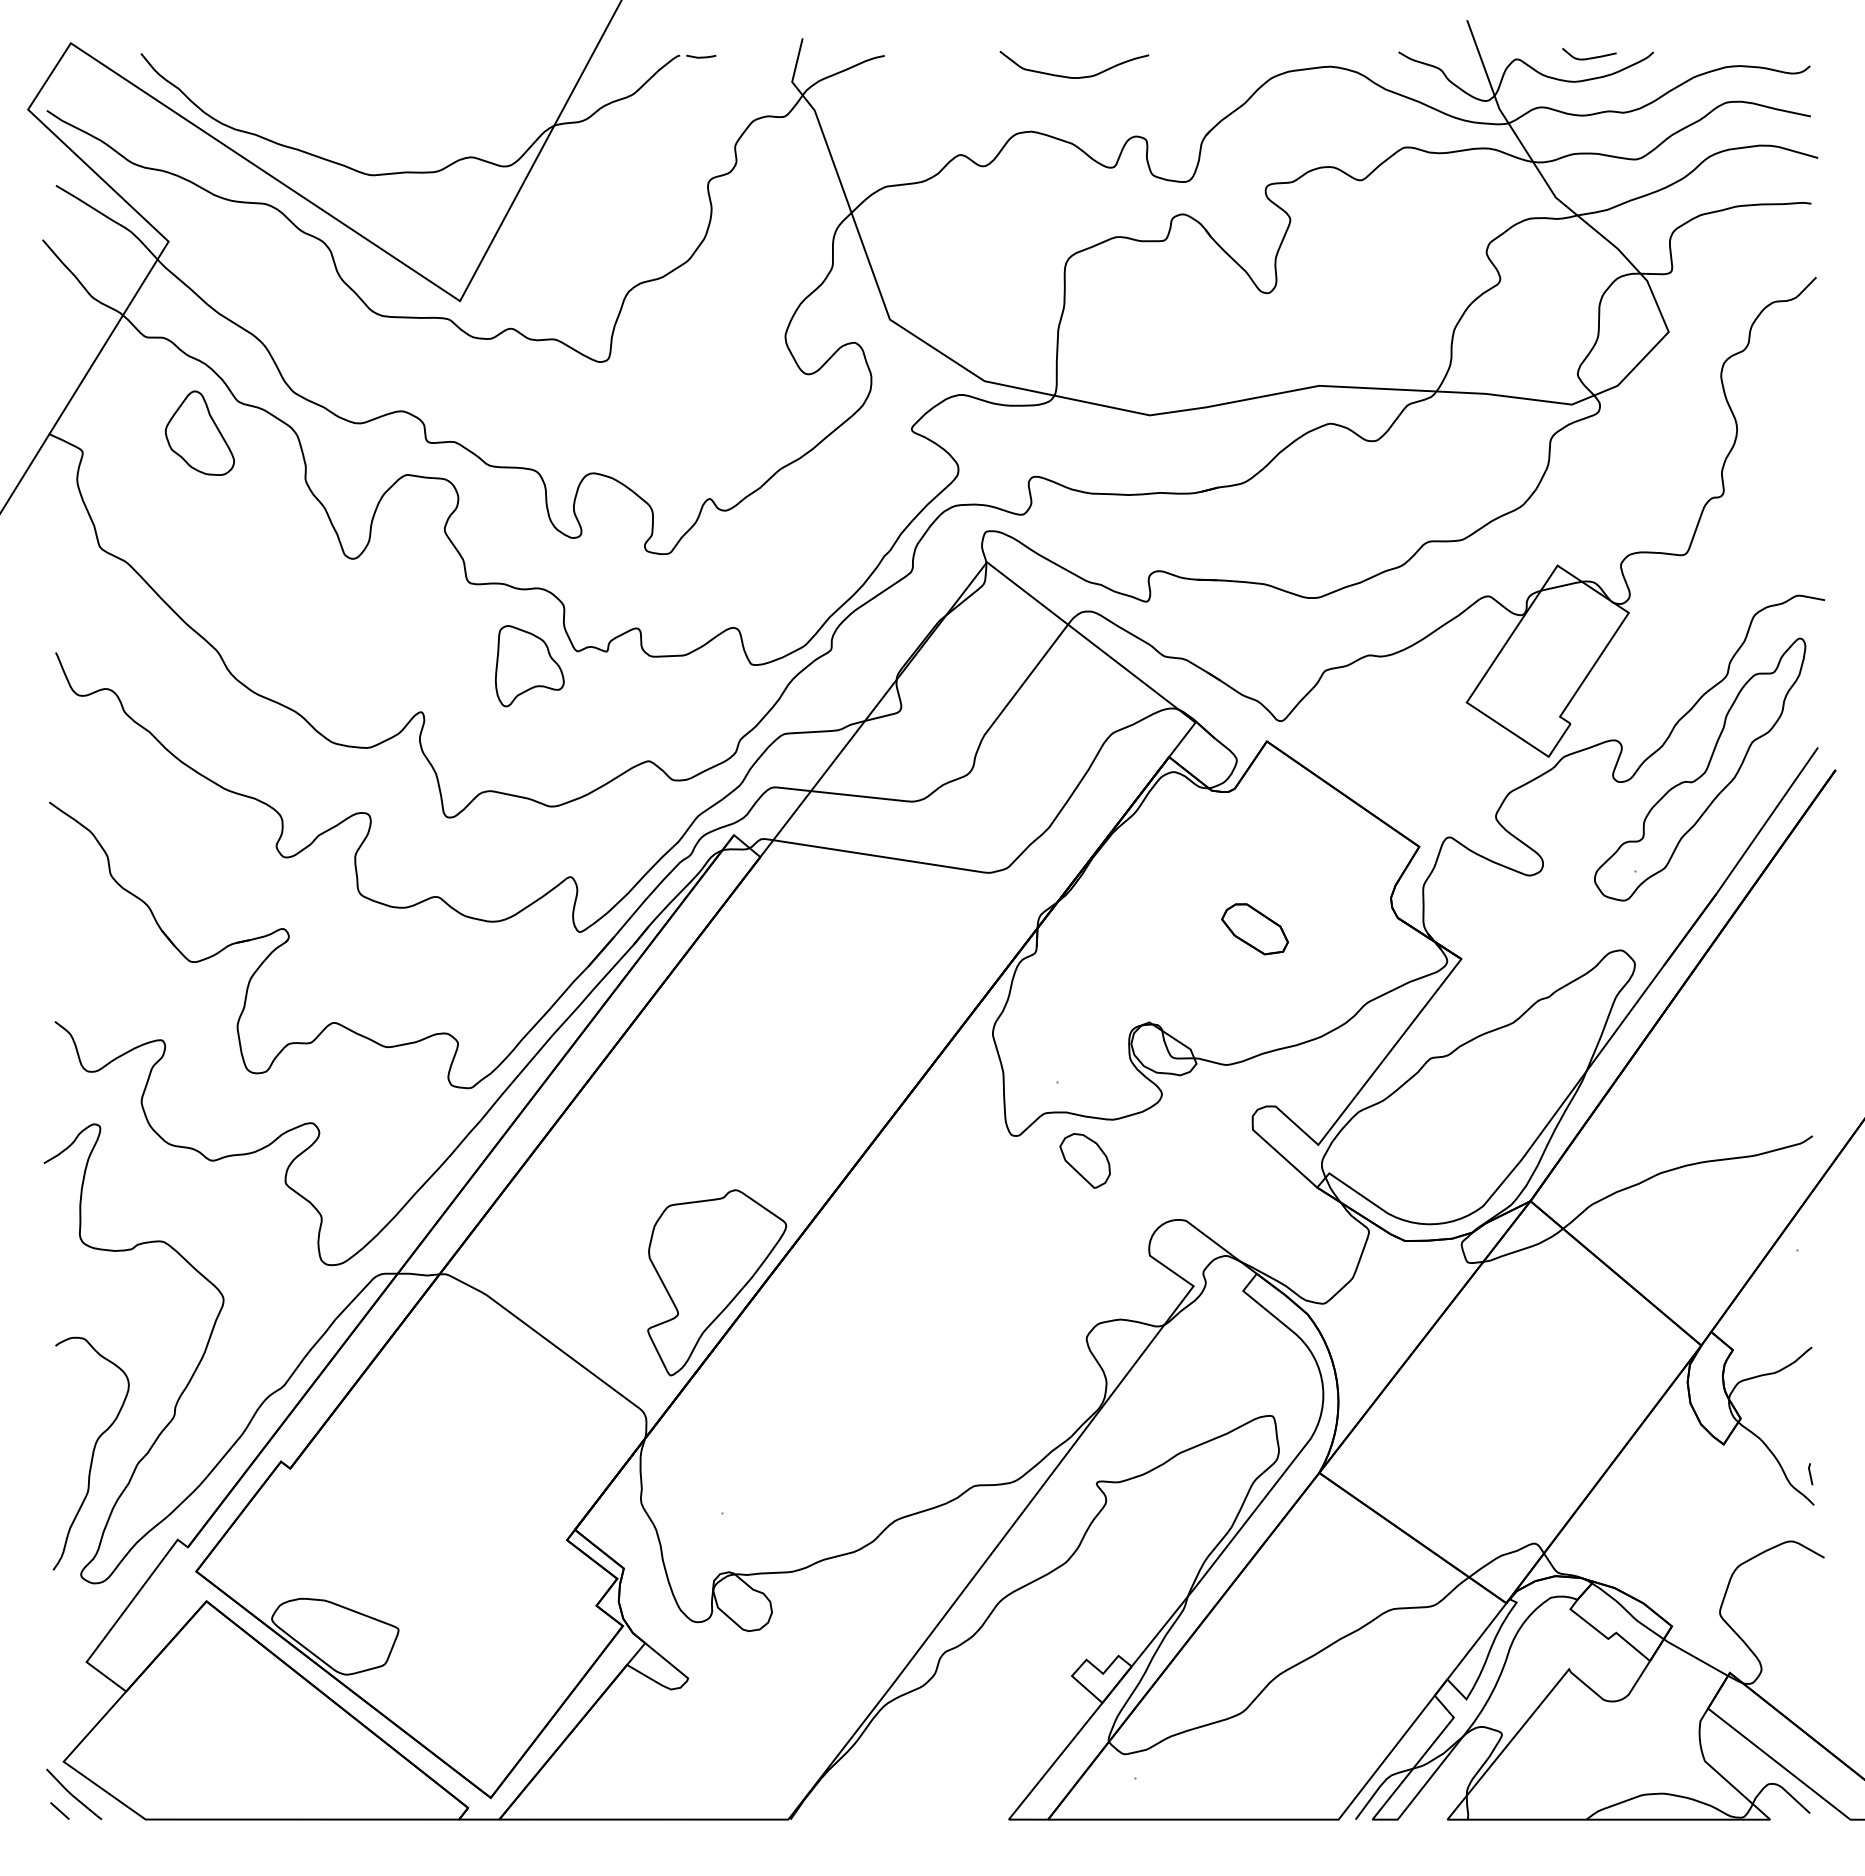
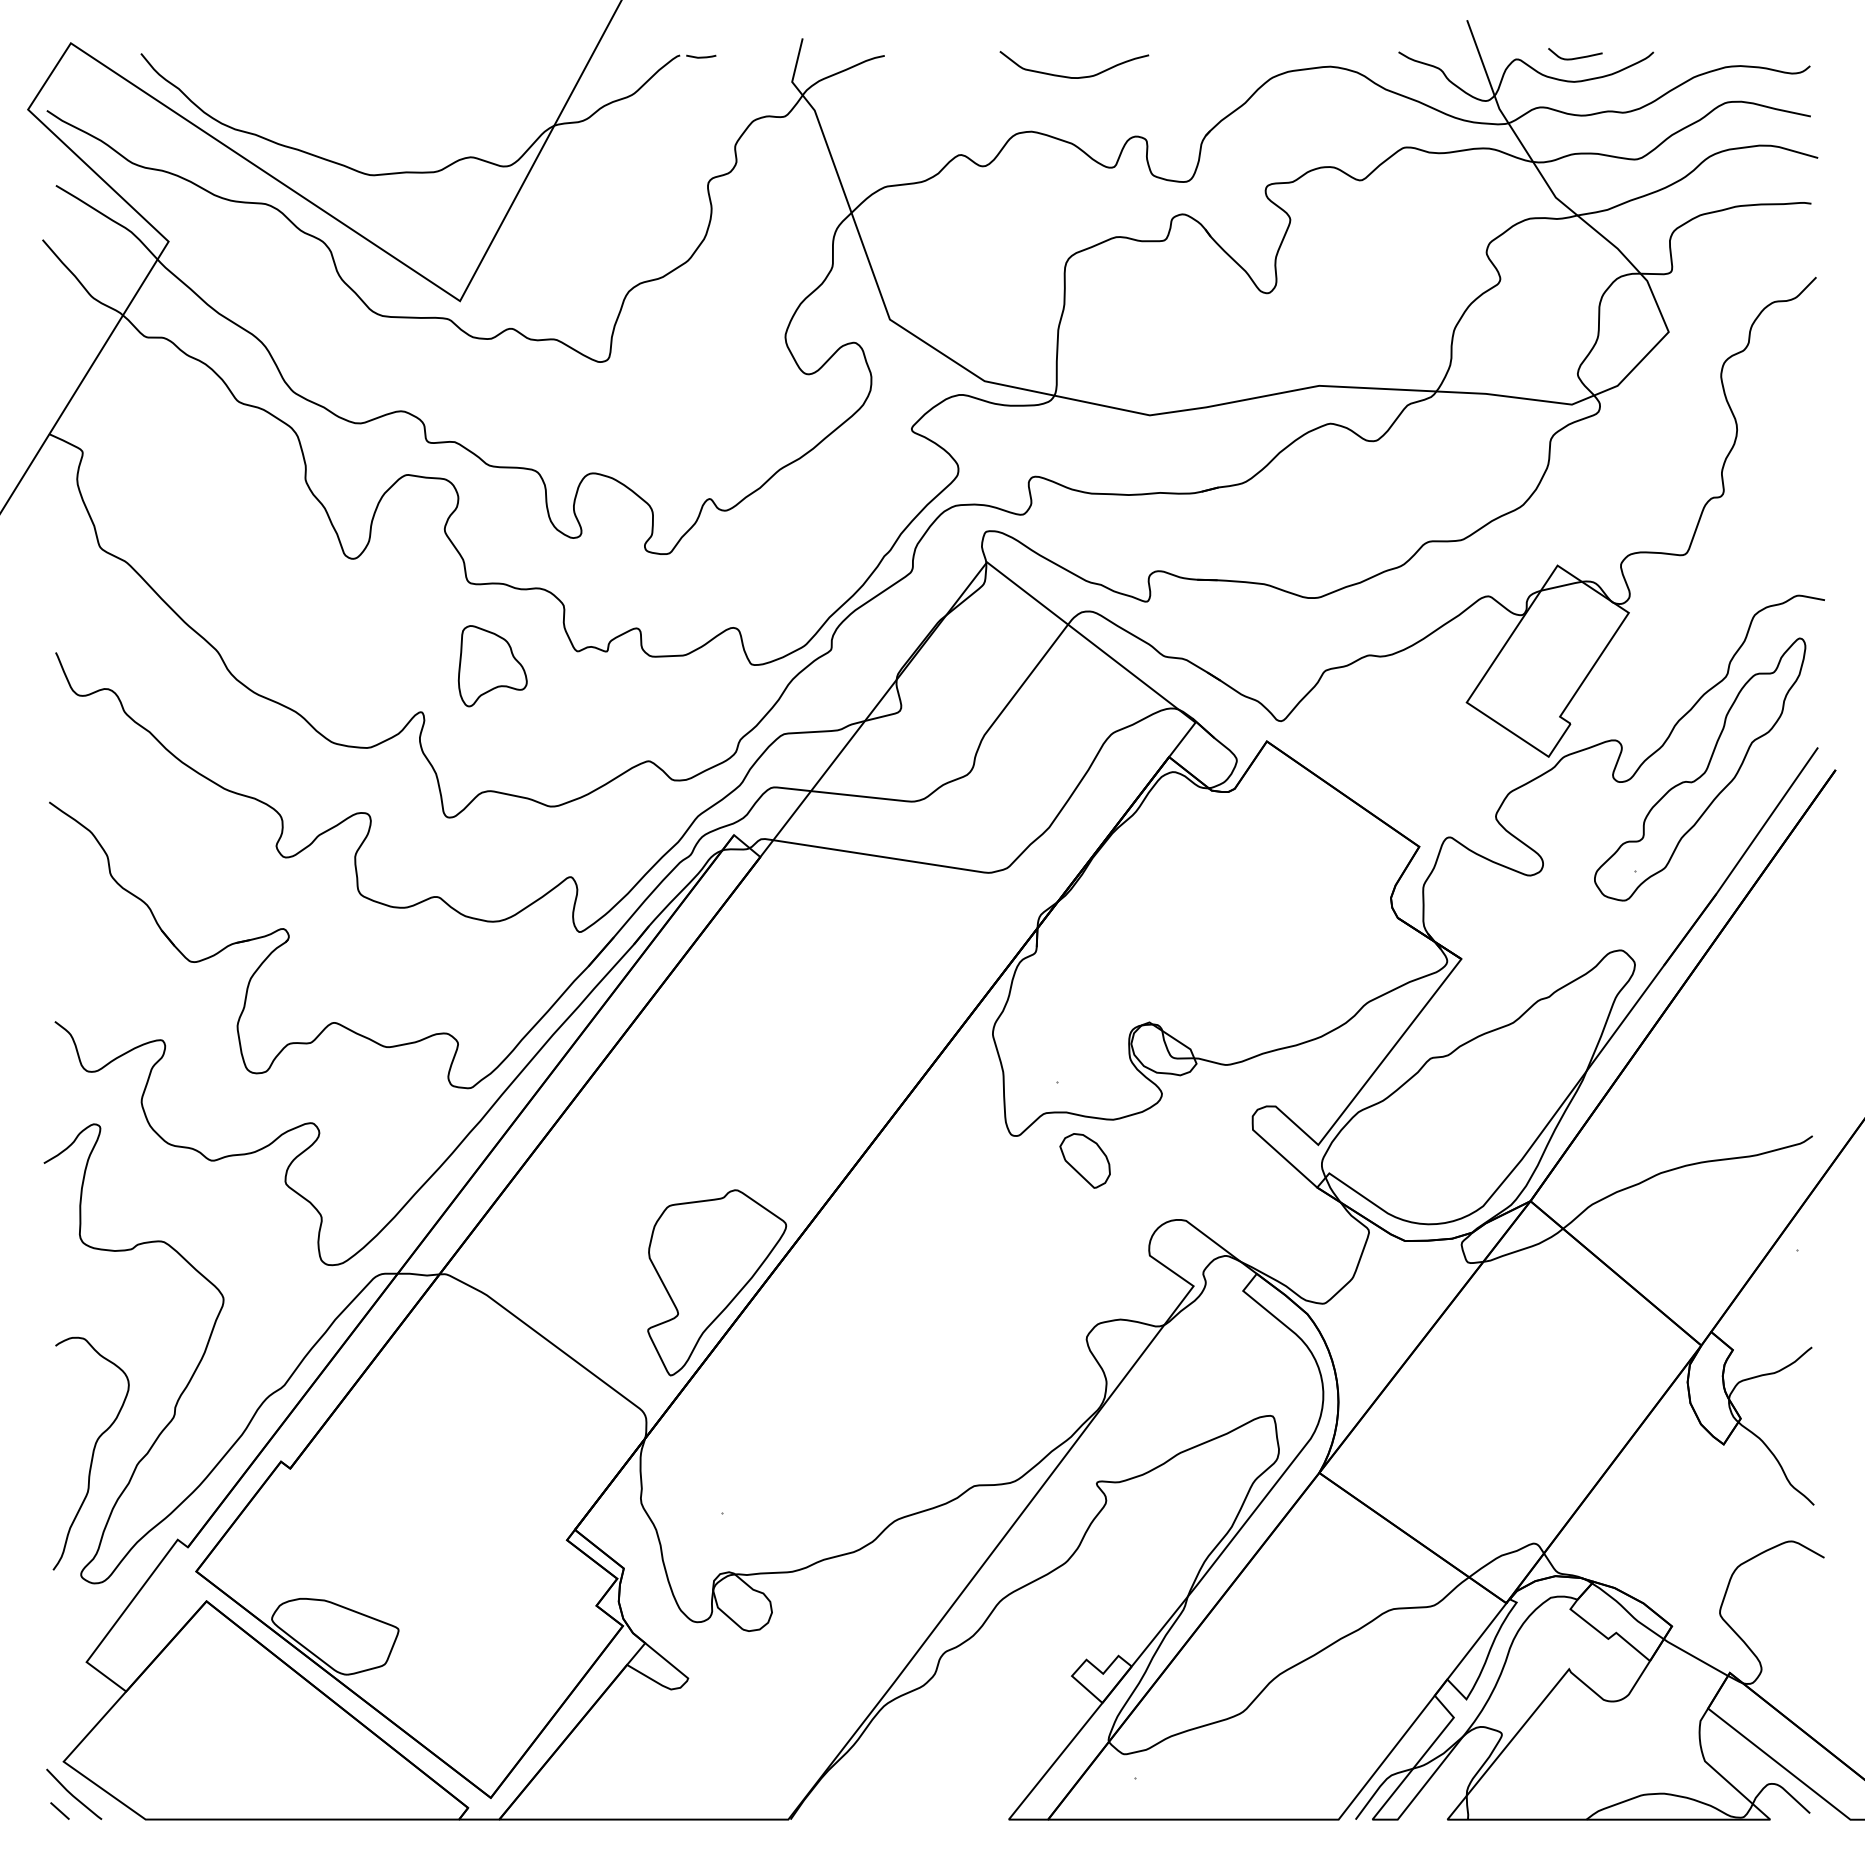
curve position: (1589, 57) -> (1575, 57) (1575, 57)
part: present -> none (199, 432)
part position: (529, 666) -> (492, 666) (492, 666)
part: present -> none (1254, 929)
line: present -> none (1810, 1474)
